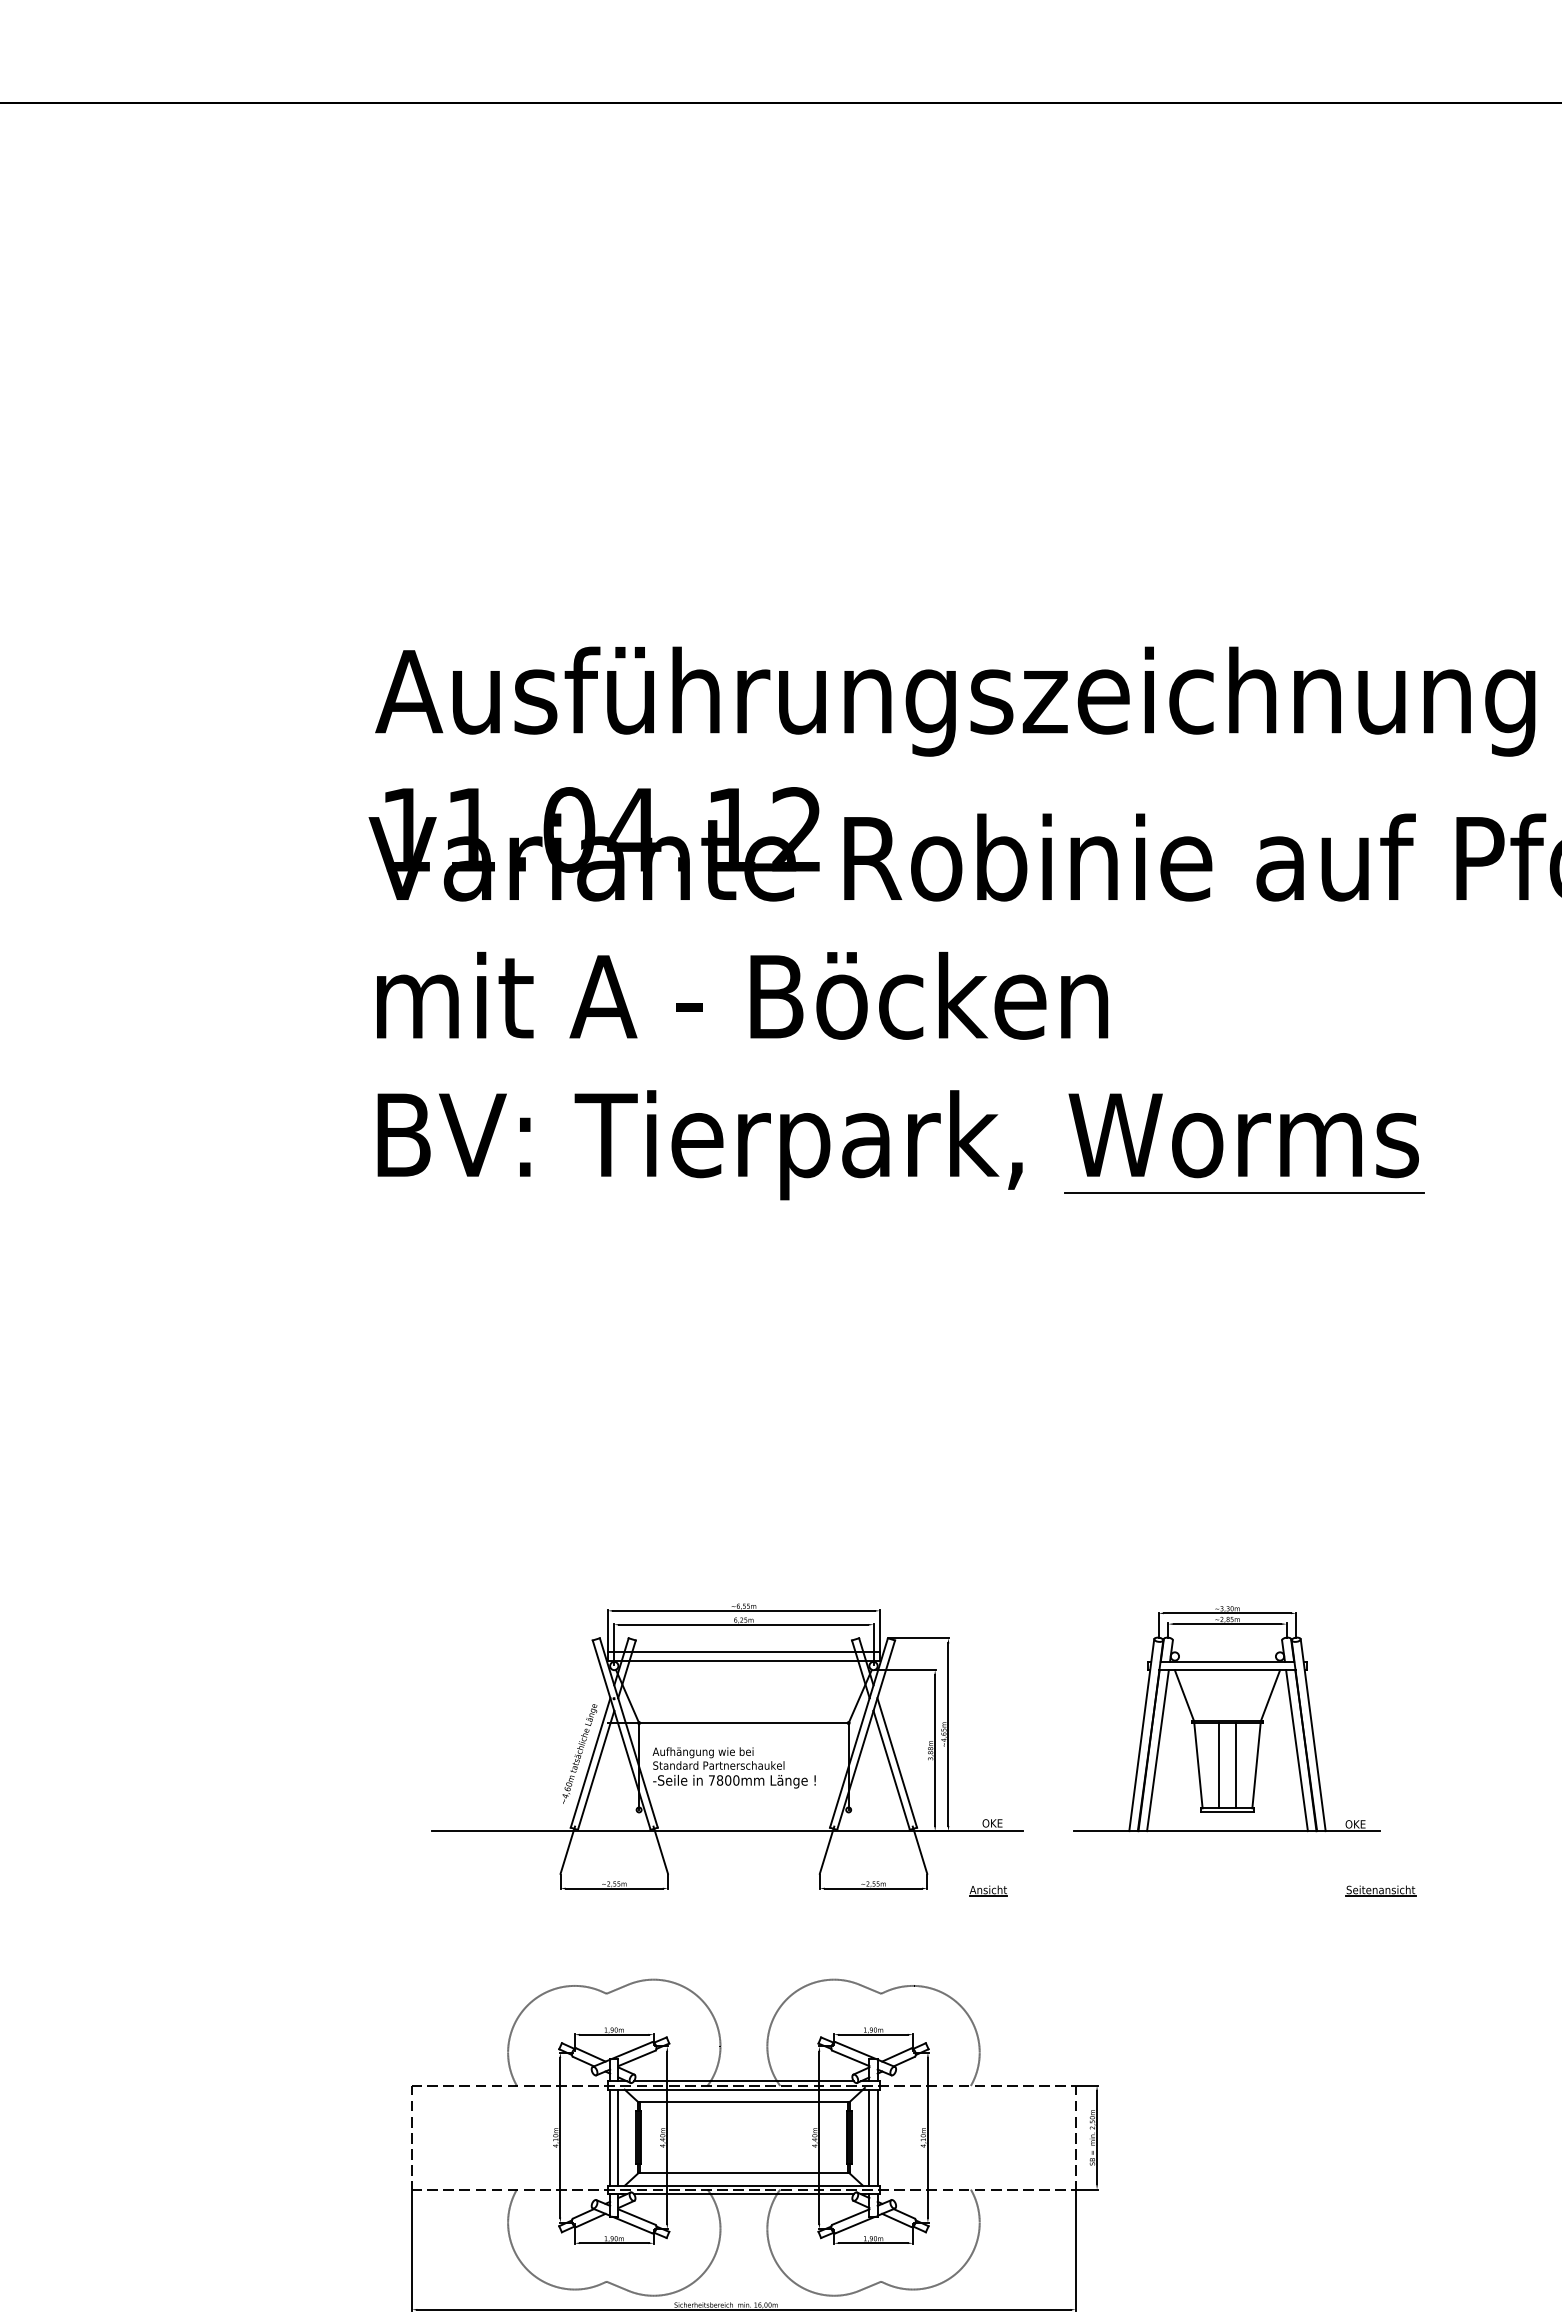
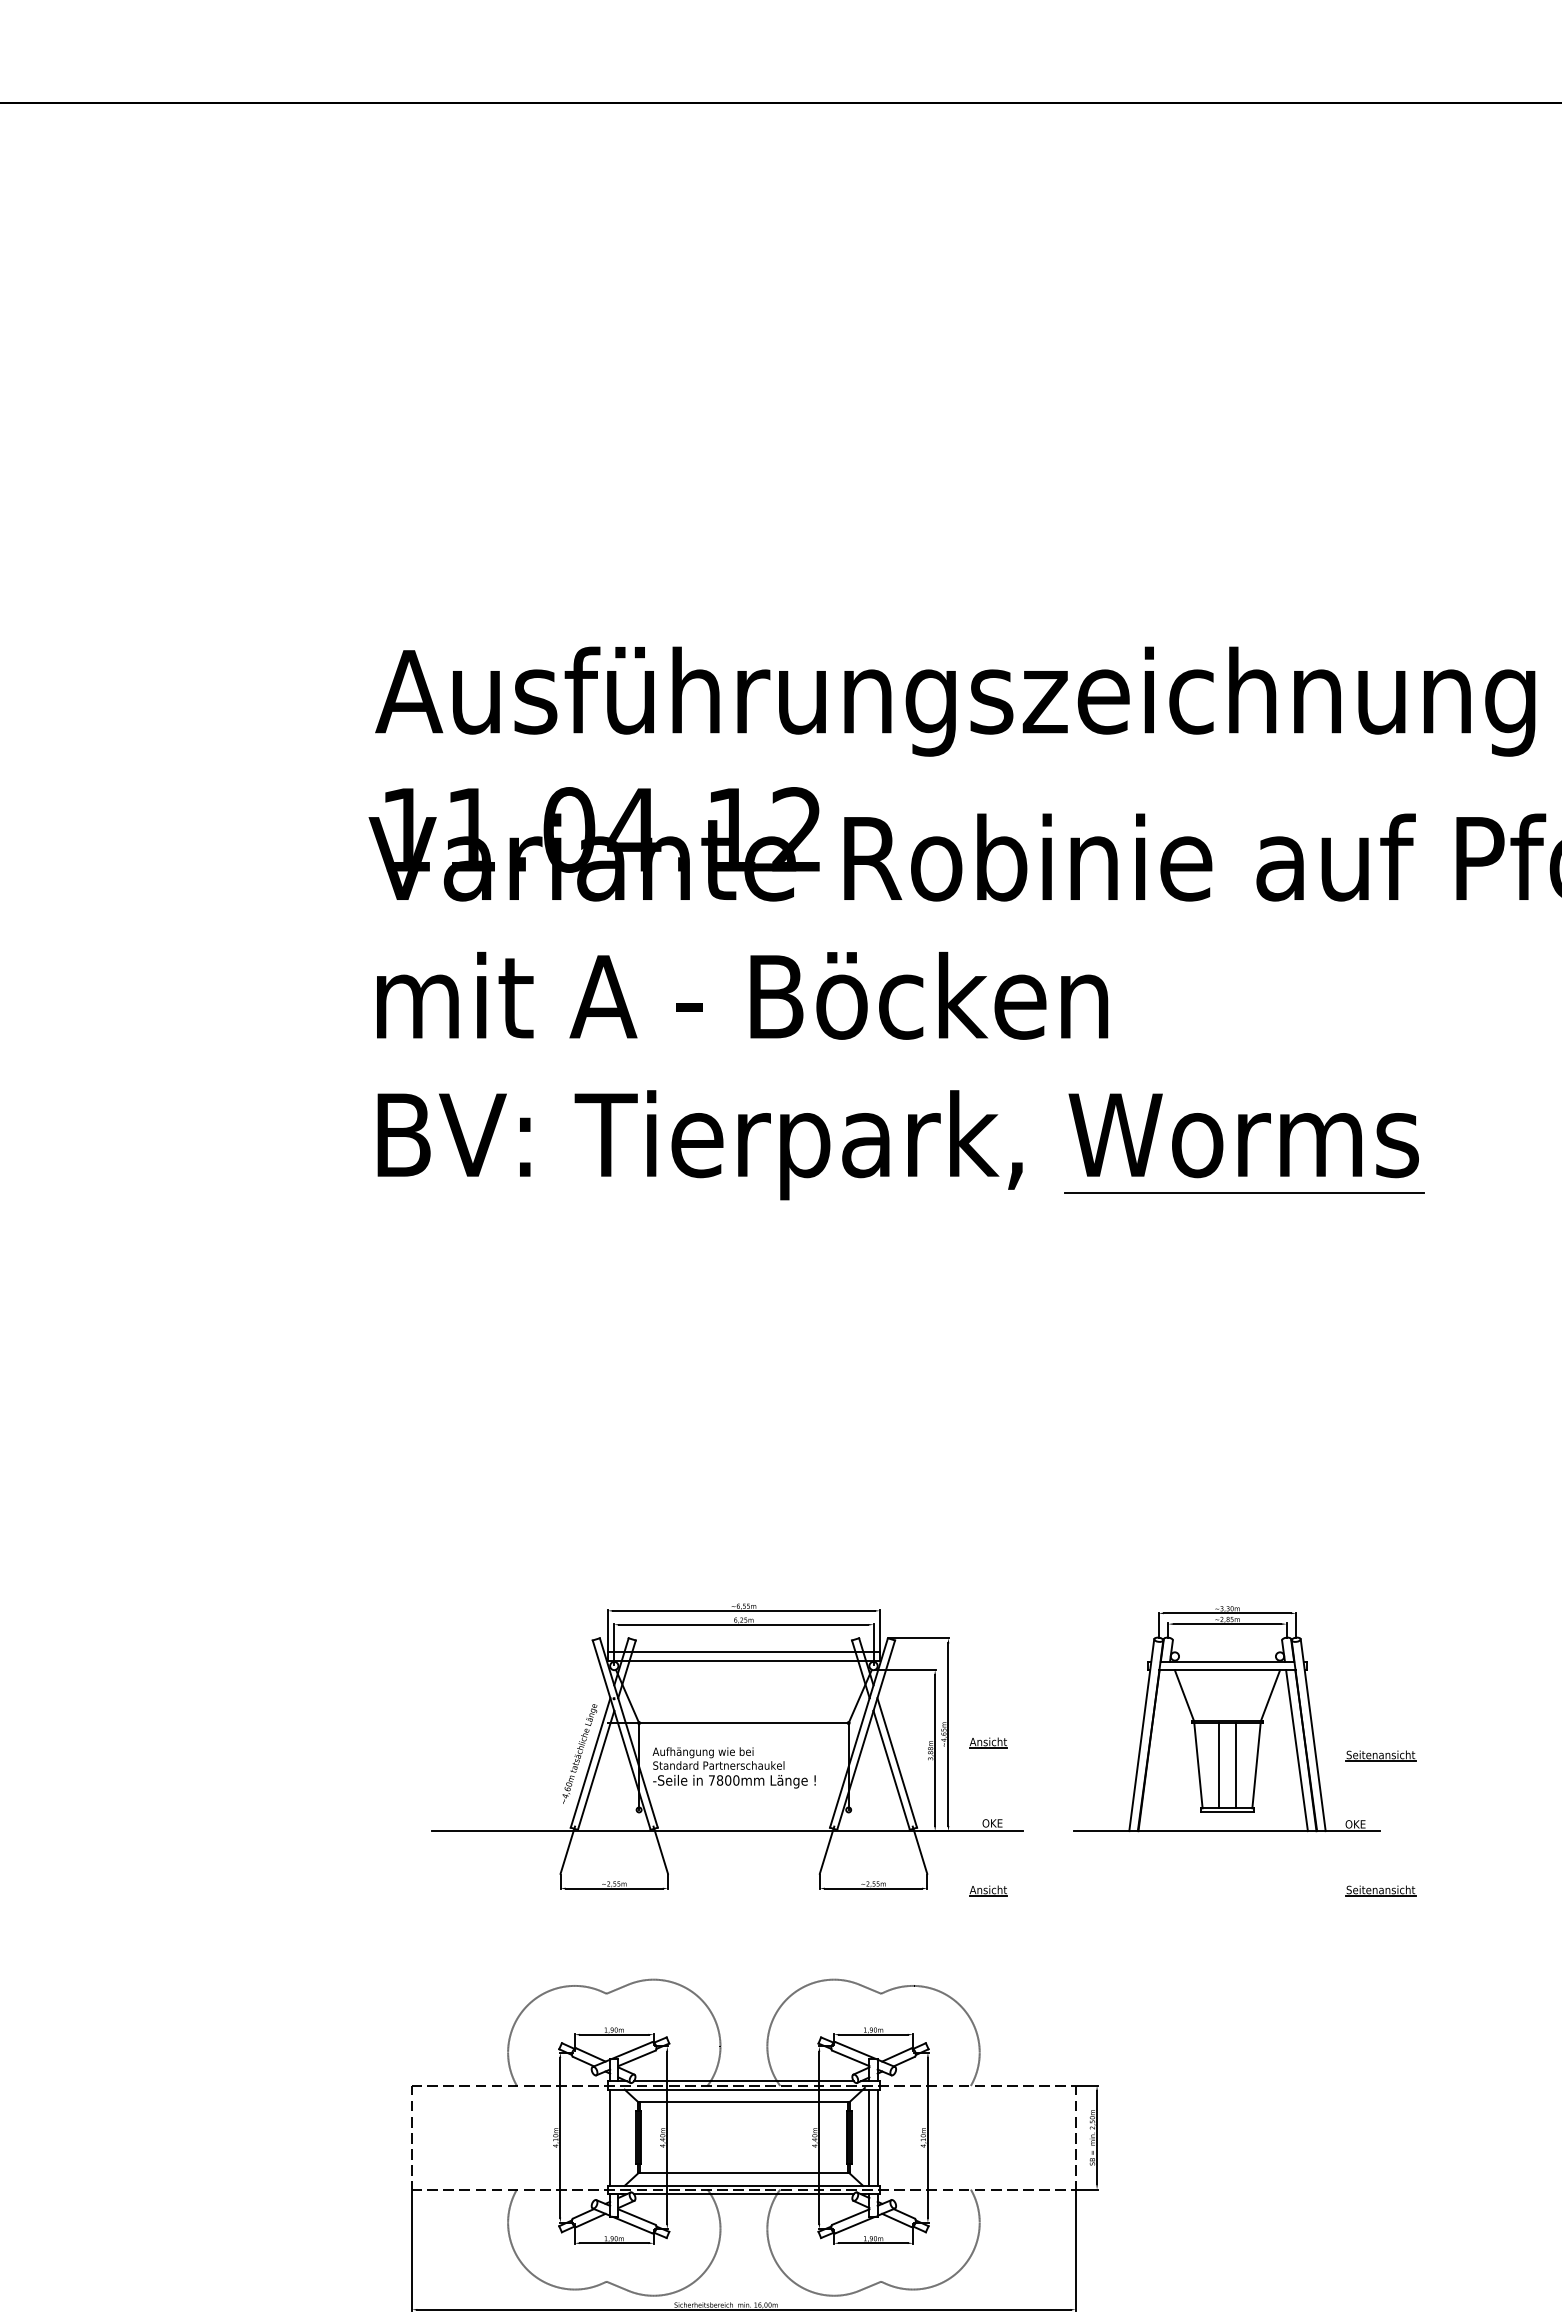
part: none -> present (988, 1742)
line: present -> none (1157, 1750)
part: none -> present (1380, 1755)
line: present -> none (618, 2137)
